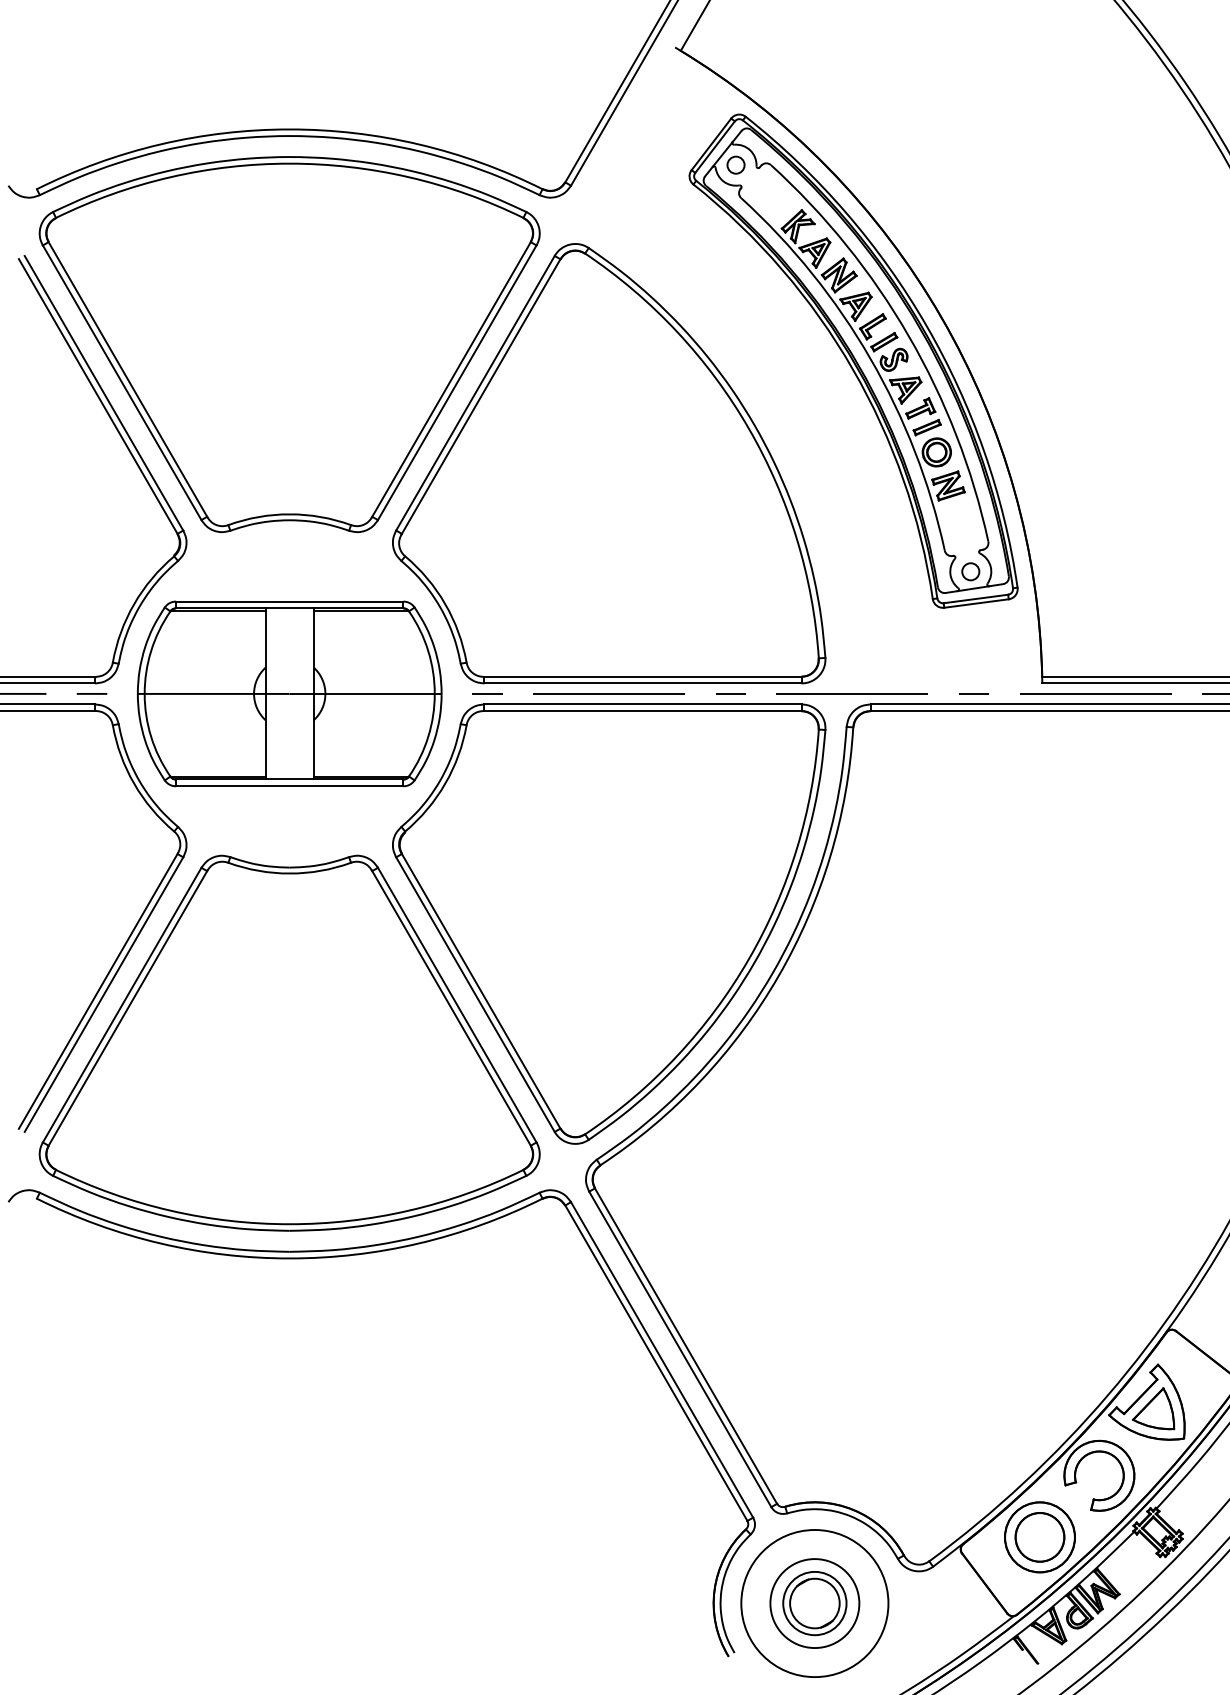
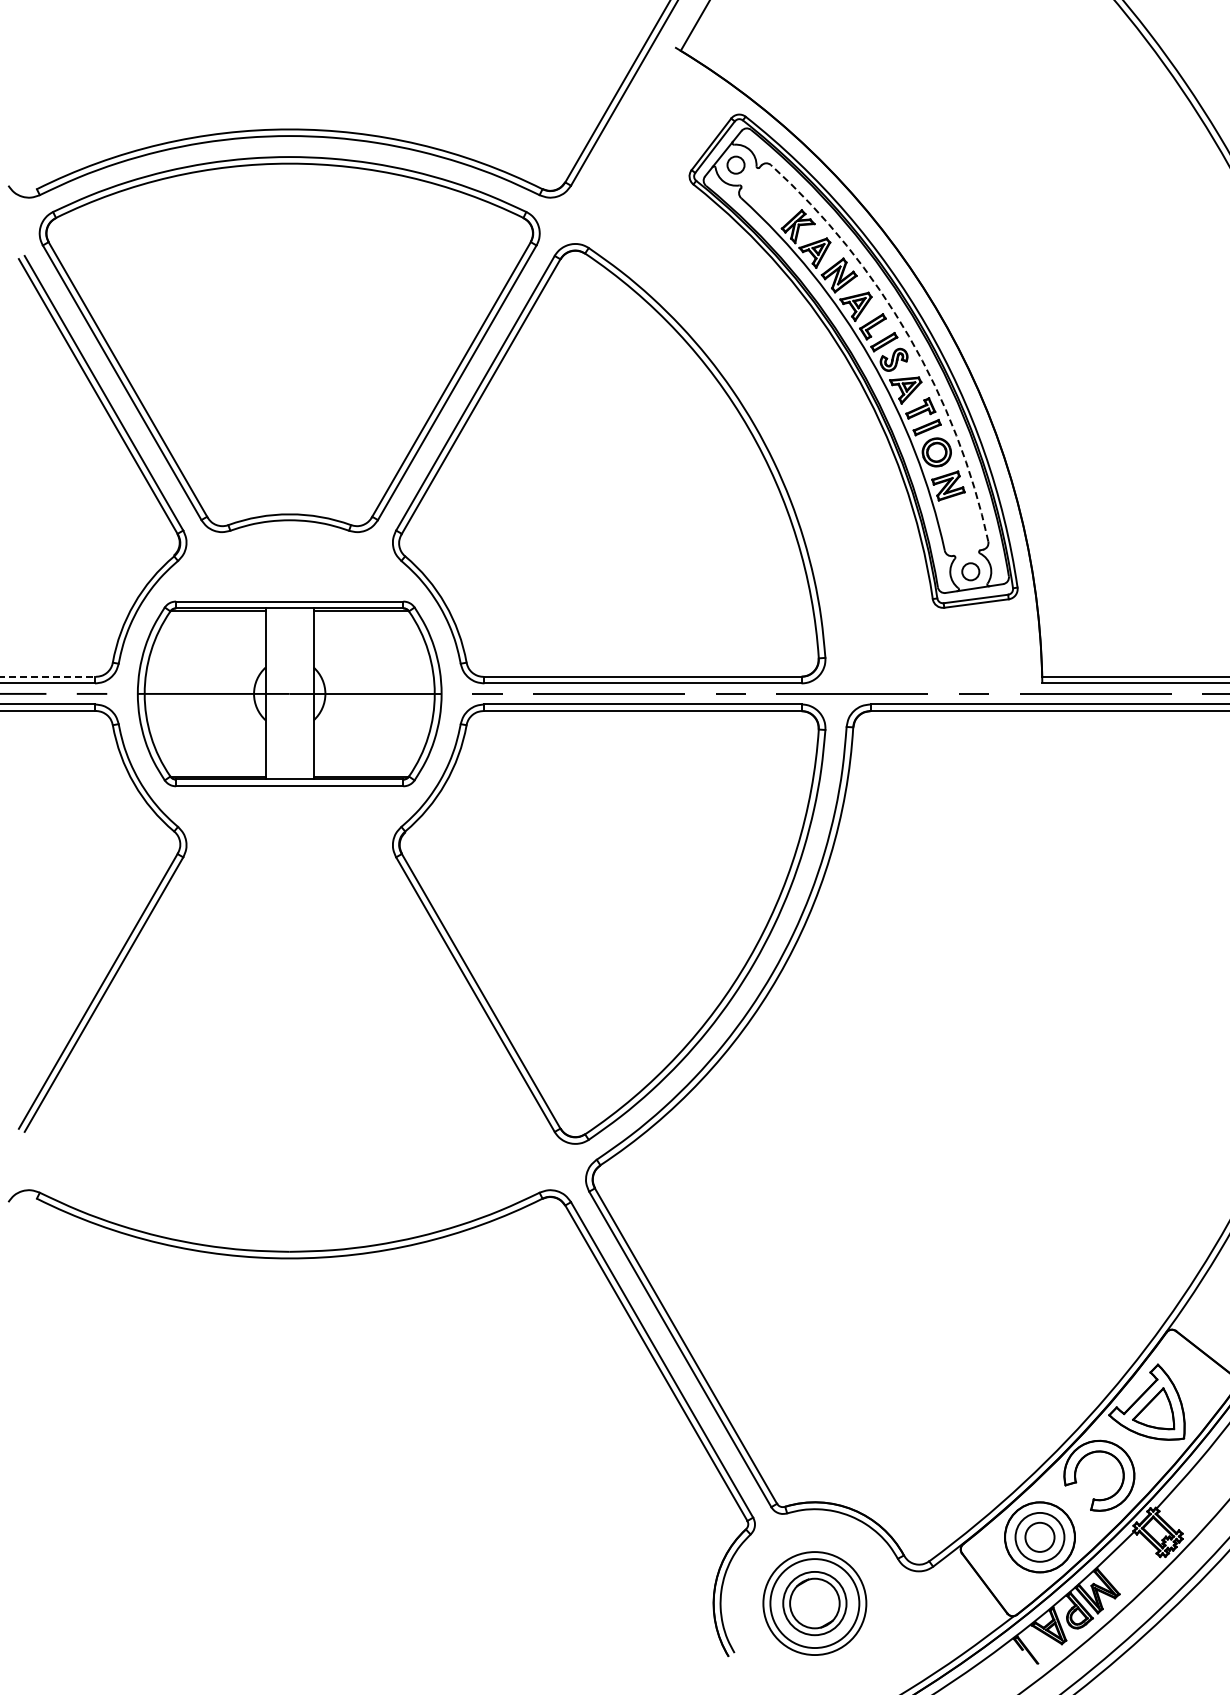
arc: solid -> dashed (908, 336)
line: solid -> dashed (48, 676)
part: present -> none (289, 1042)
circle diameter: 49 px -> 29 px (1039, 1536)
circle diameter: 147 px -> 103 px (814, 1603)
